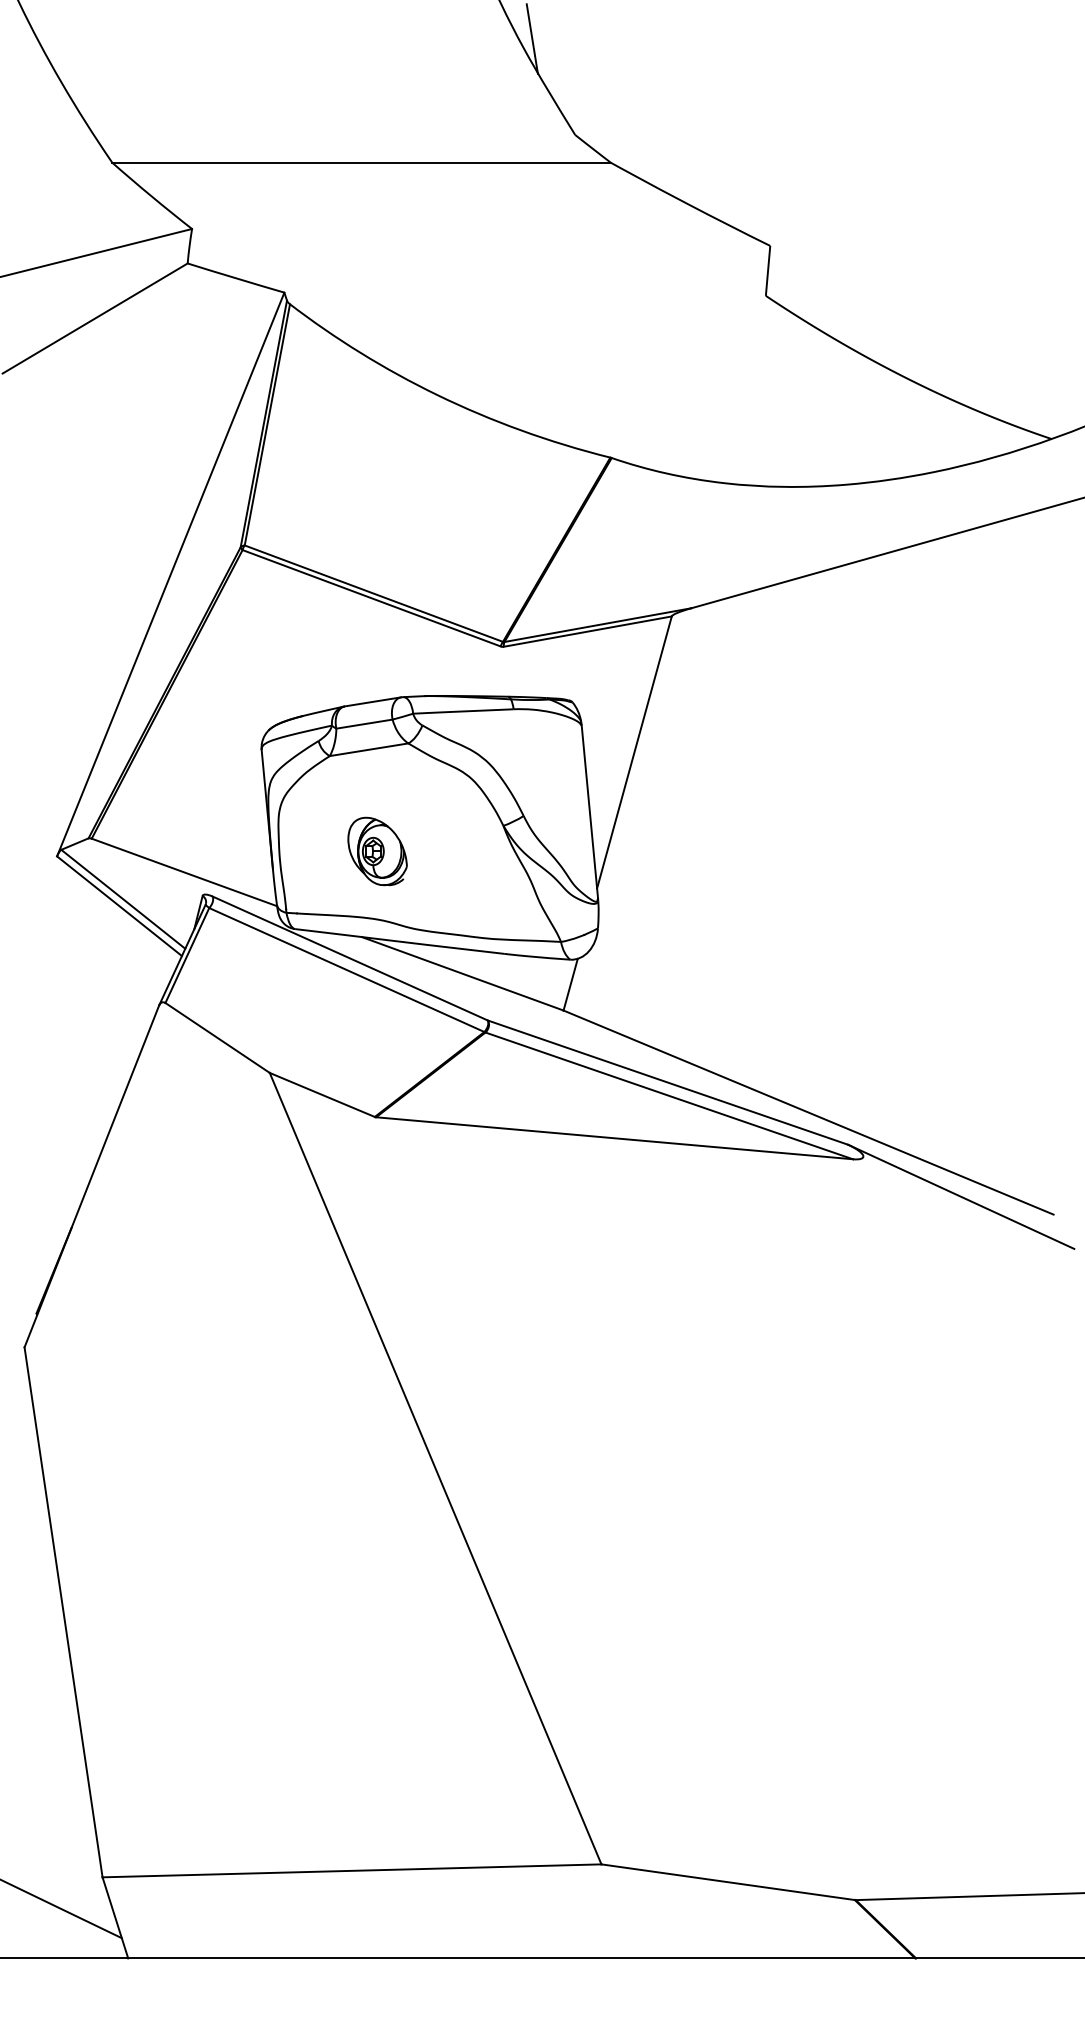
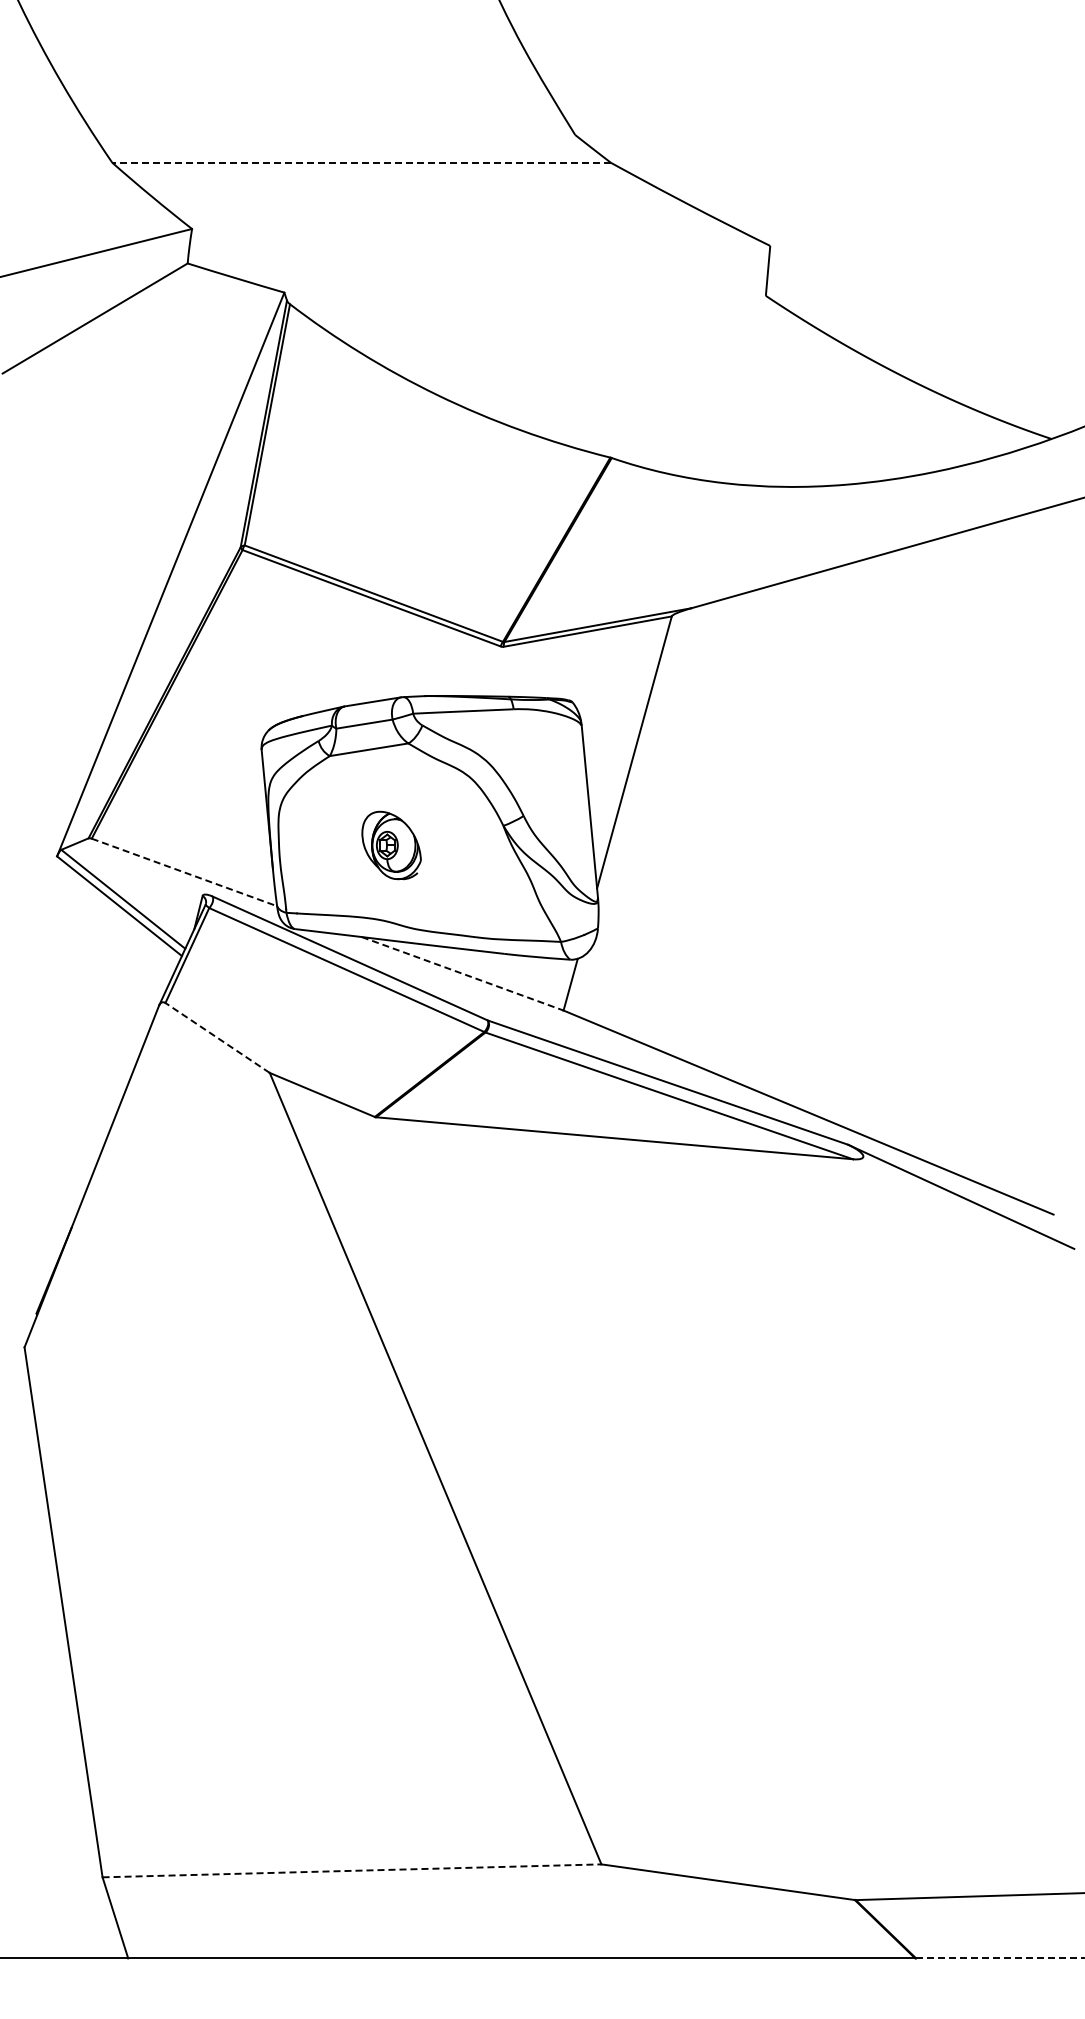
line: present -> none (531, 38)
line: solid -> dashed (361, 162)
part position: (377, 851) -> (391, 845) (391, 845)
line: solid -> dashed (184, 872)
line: solid -> dashed (463, 973)
line: solid -> dashed (217, 1037)
line: solid -> dashed (352, 1870)
line: present -> none (61, 1909)
line: solid -> dashed (1001, 1958)
